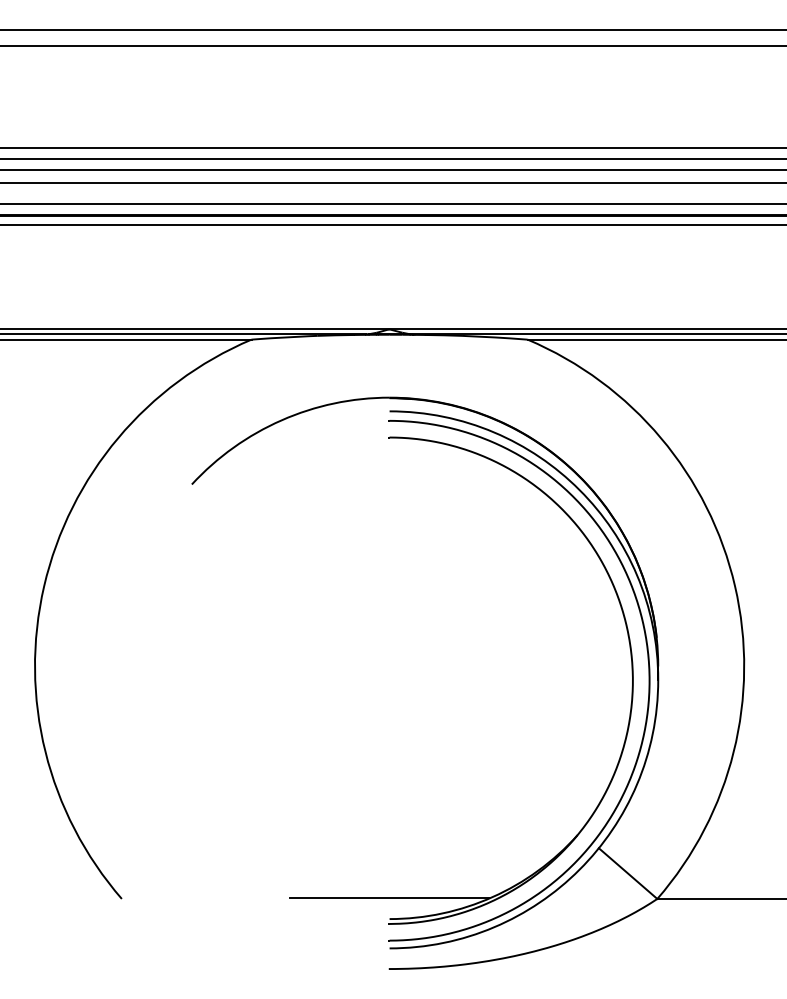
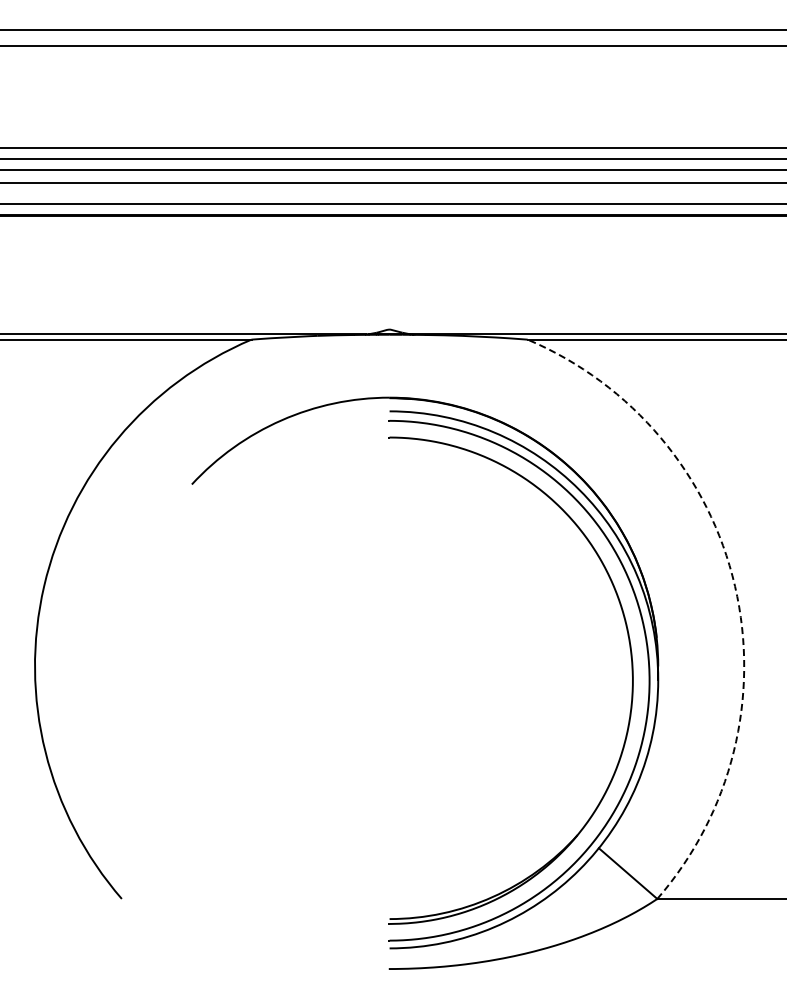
line: present -> none (392, 224)
line: present -> none (392, 328)
arc: solid -> dashed (735, 586)
line: present -> none (389, 898)
